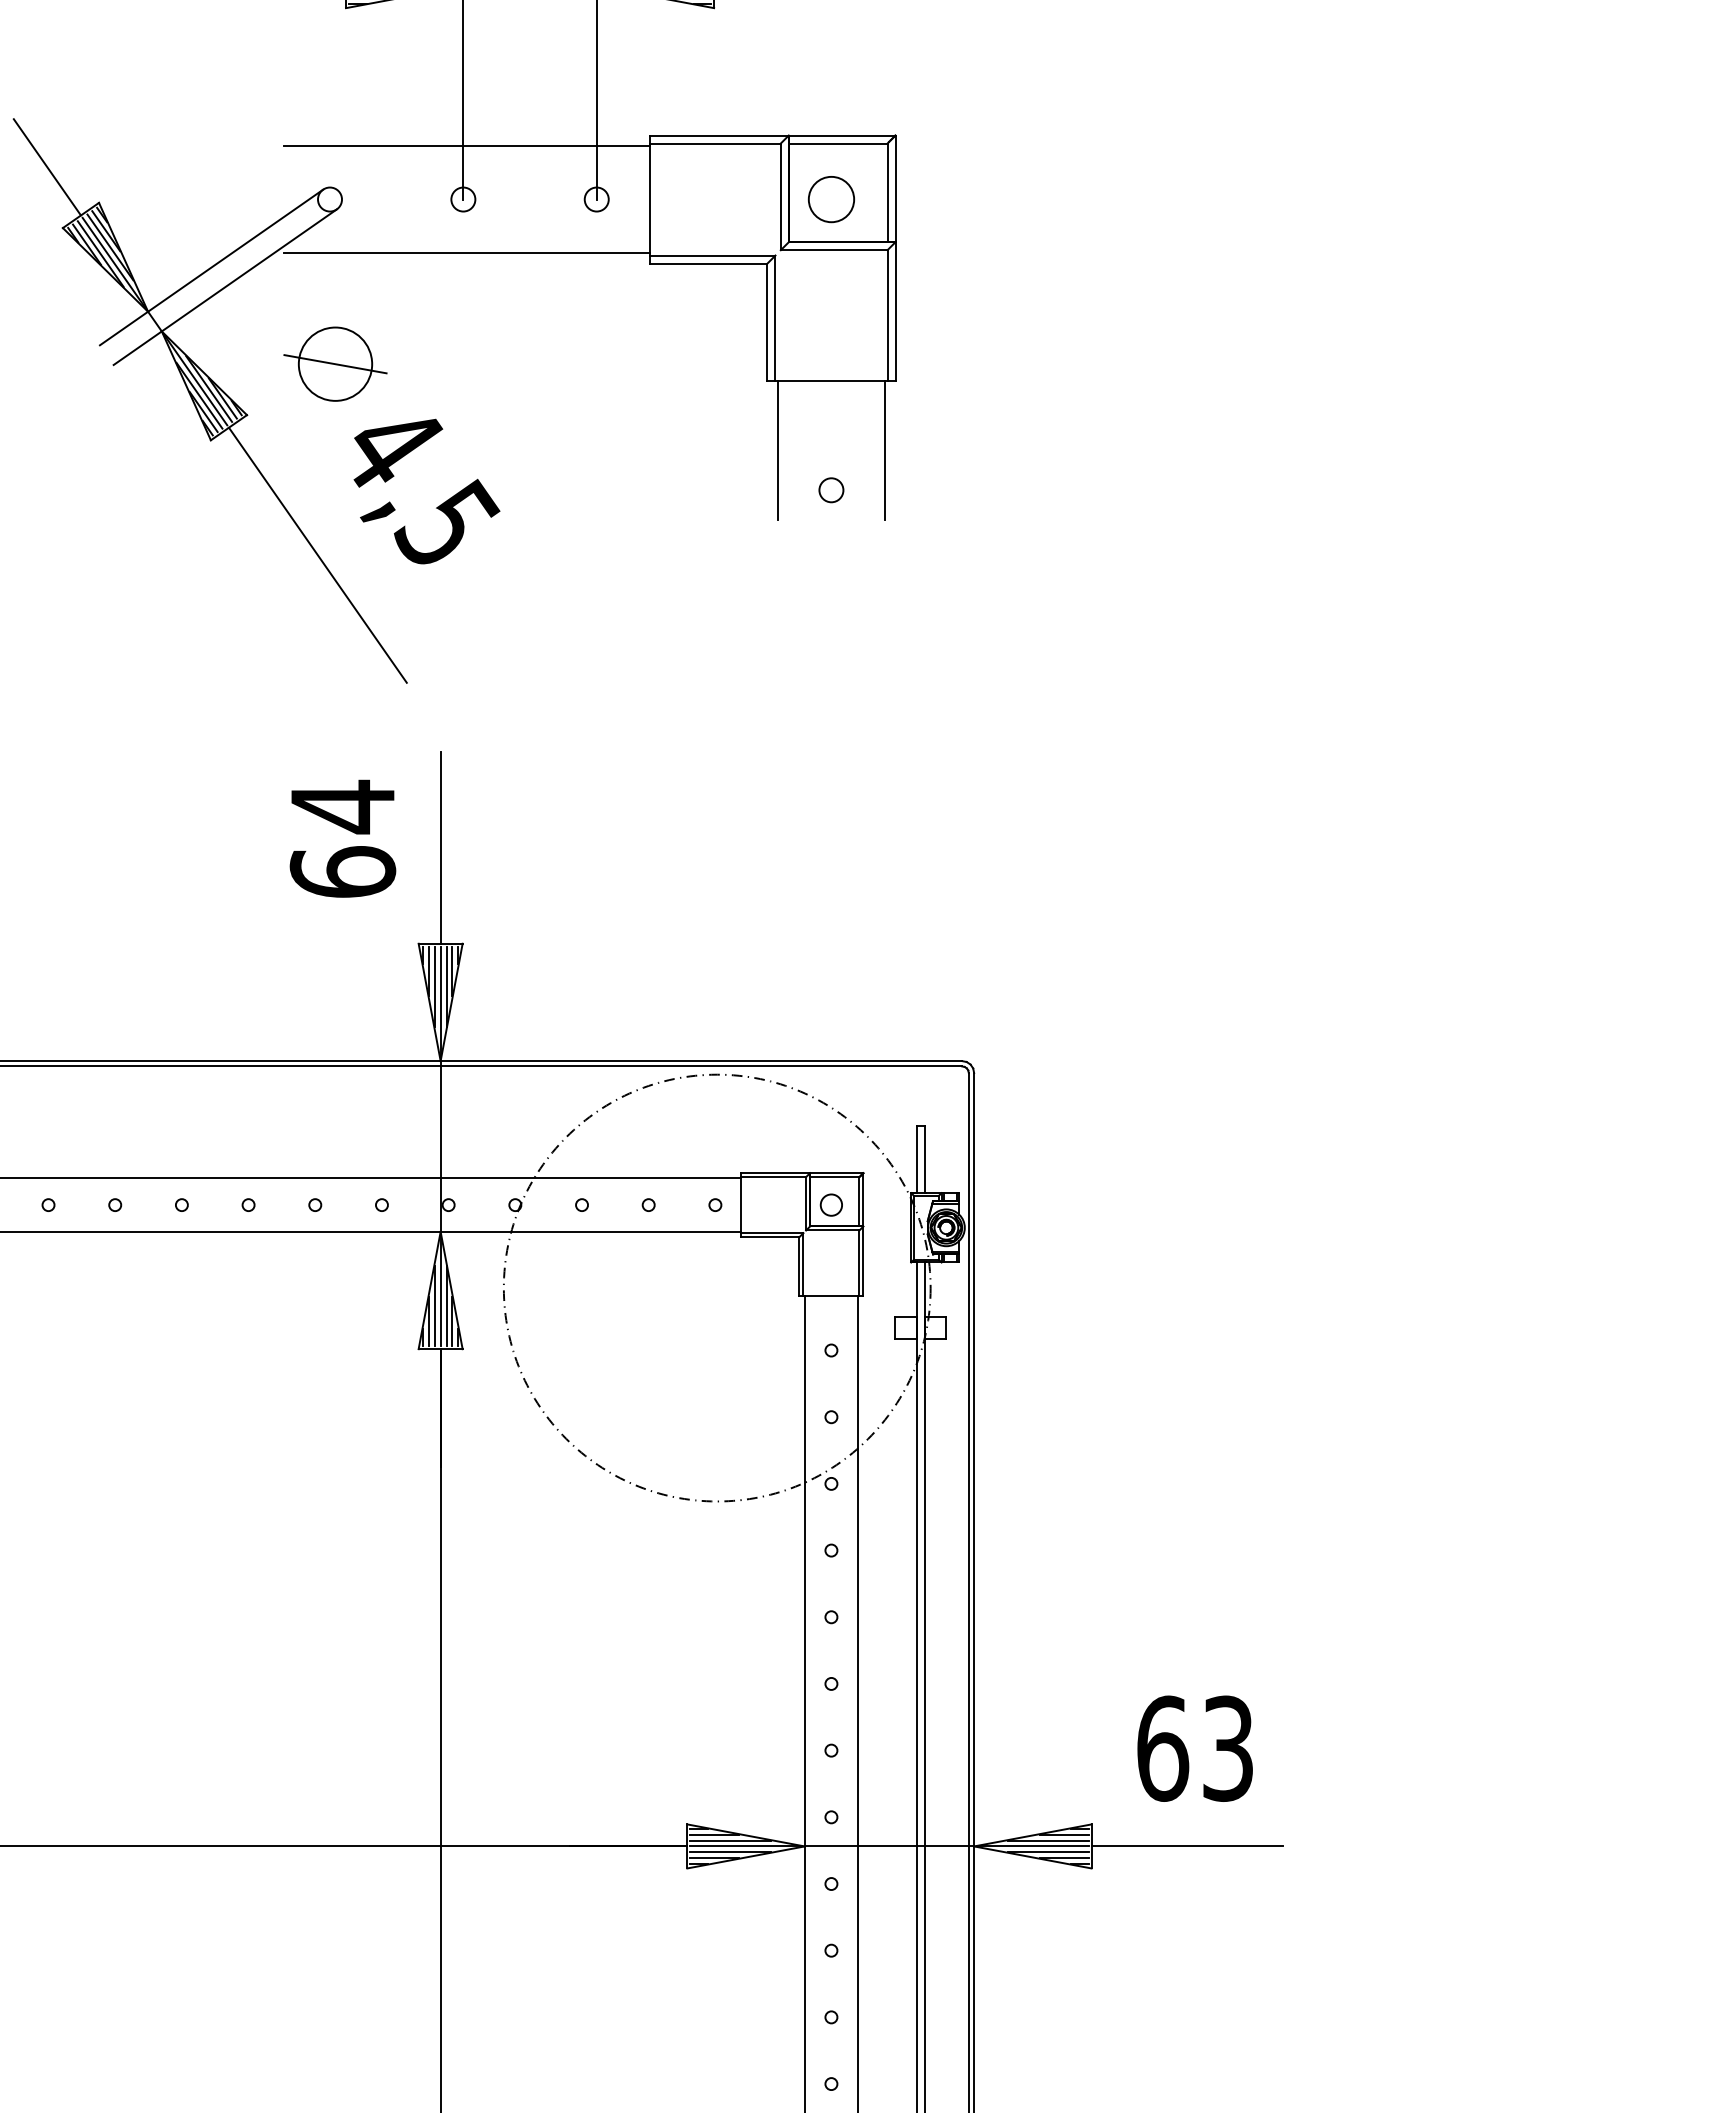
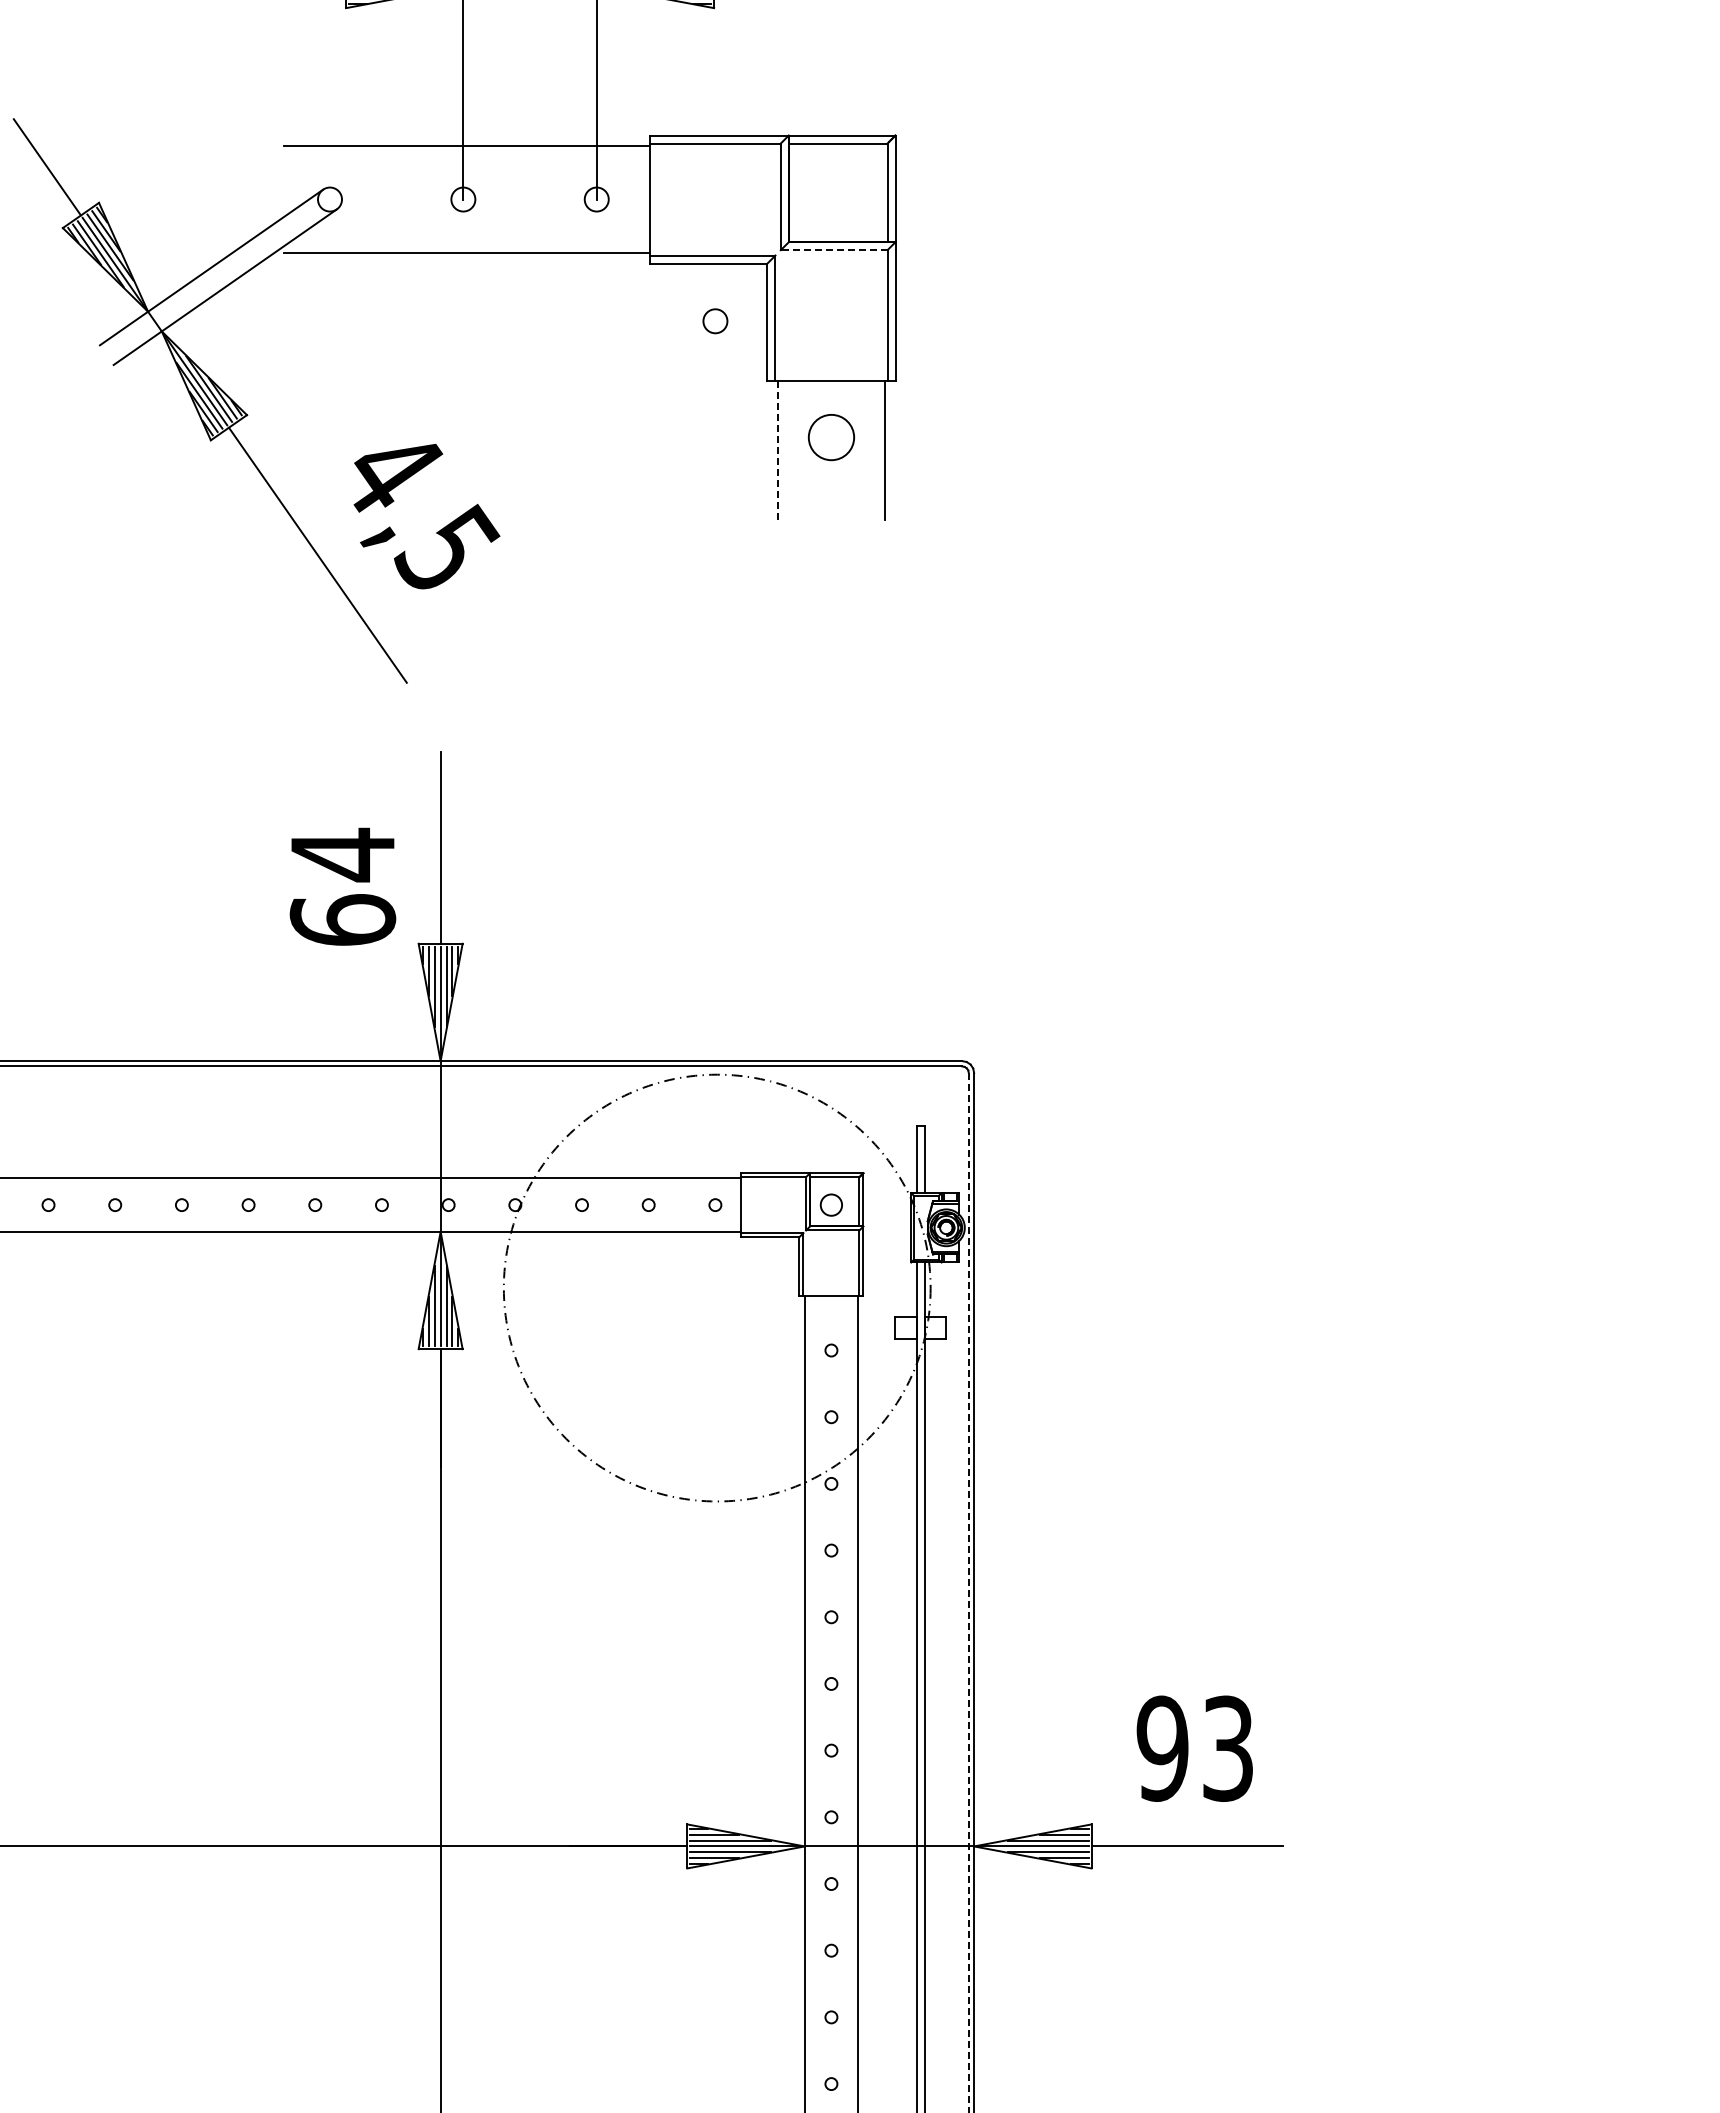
circle position: (830, 199) -> (830, 437) (830, 437)
line: solid -> dashed (833, 250)
part: present -> none (335, 363)
line: solid -> dashed (778, 450)
circle position: (831, 490) -> (715, 321) (715, 321)
text position: (426, 491) -> (426, 516) (426, 516)
text position: (342, 838) -> (342, 886) (342, 886)
line: solid -> dashed (968, 1593)
text: 63 -> 93 (1162, 1748)
